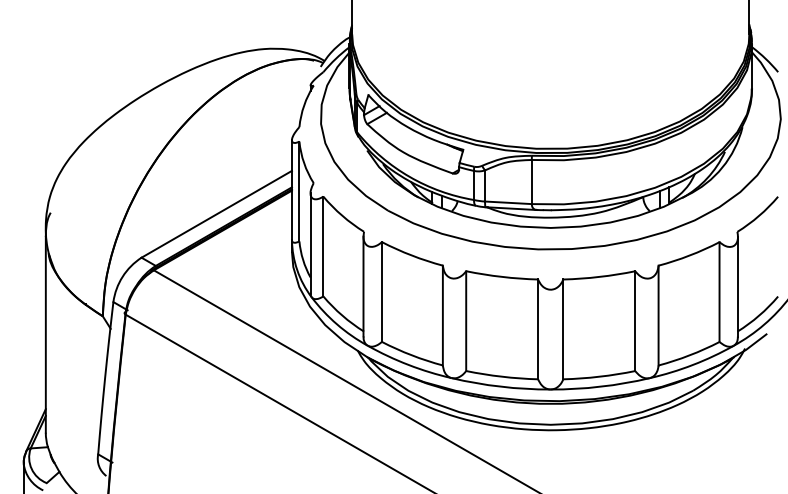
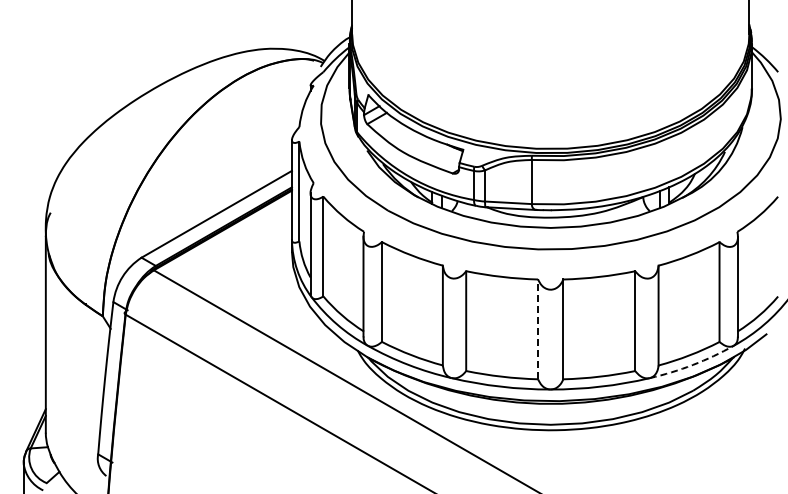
line: solid -> dashed (538, 329)
arc: solid -> dashed (692, 364)
